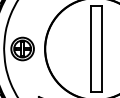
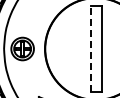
line: solid -> dashed (90, 49)
